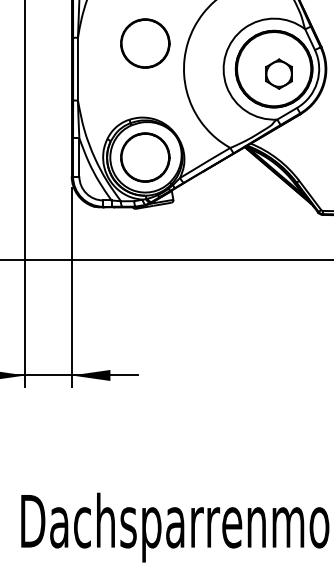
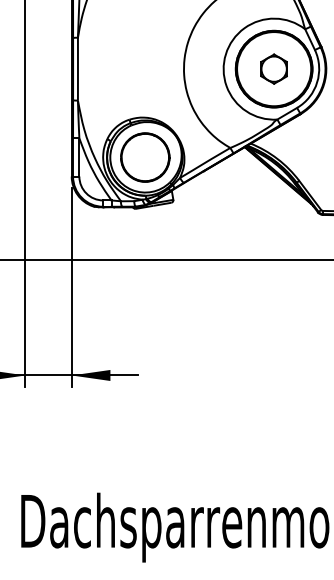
part: present -> none (145, 43)
part position: (278, 73) -> (273, 68) (273, 68)
